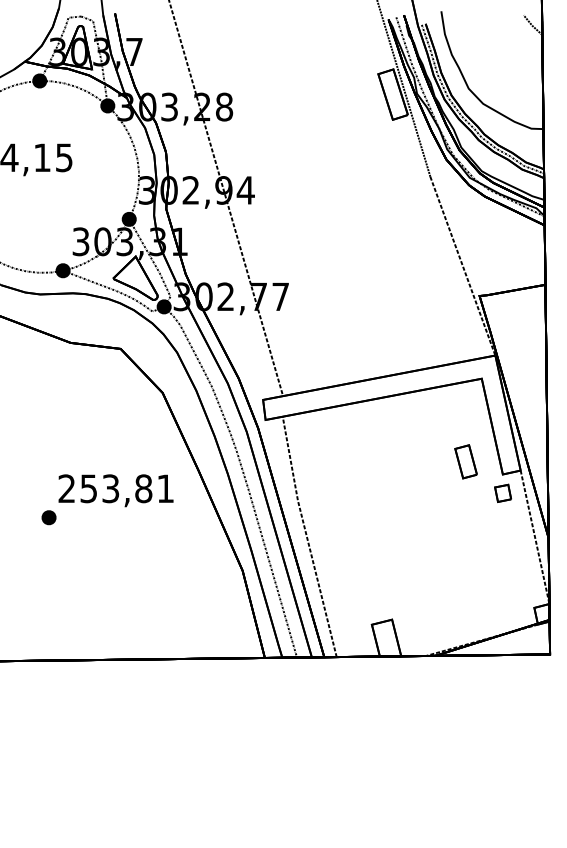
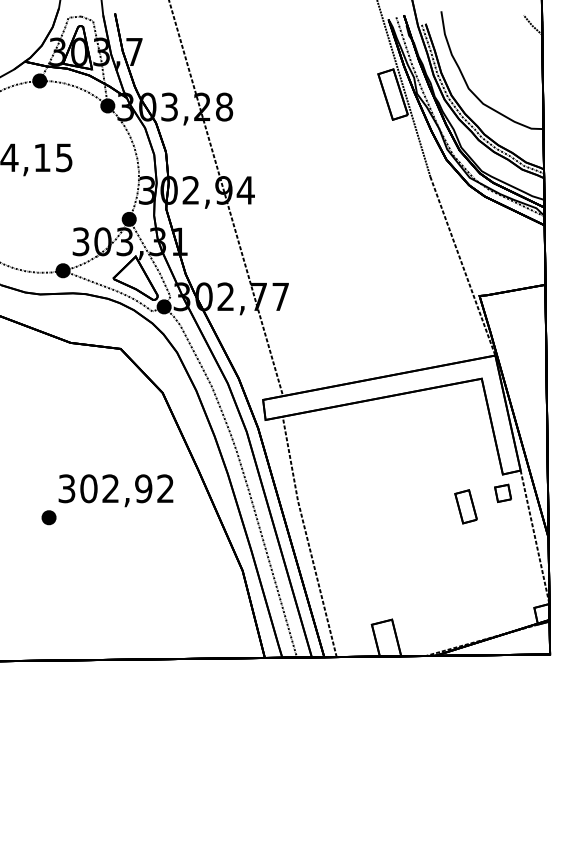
part position: (465, 461) -> (465, 506) (465, 506)
text: 253,81 -> 302,92 (115, 488)
